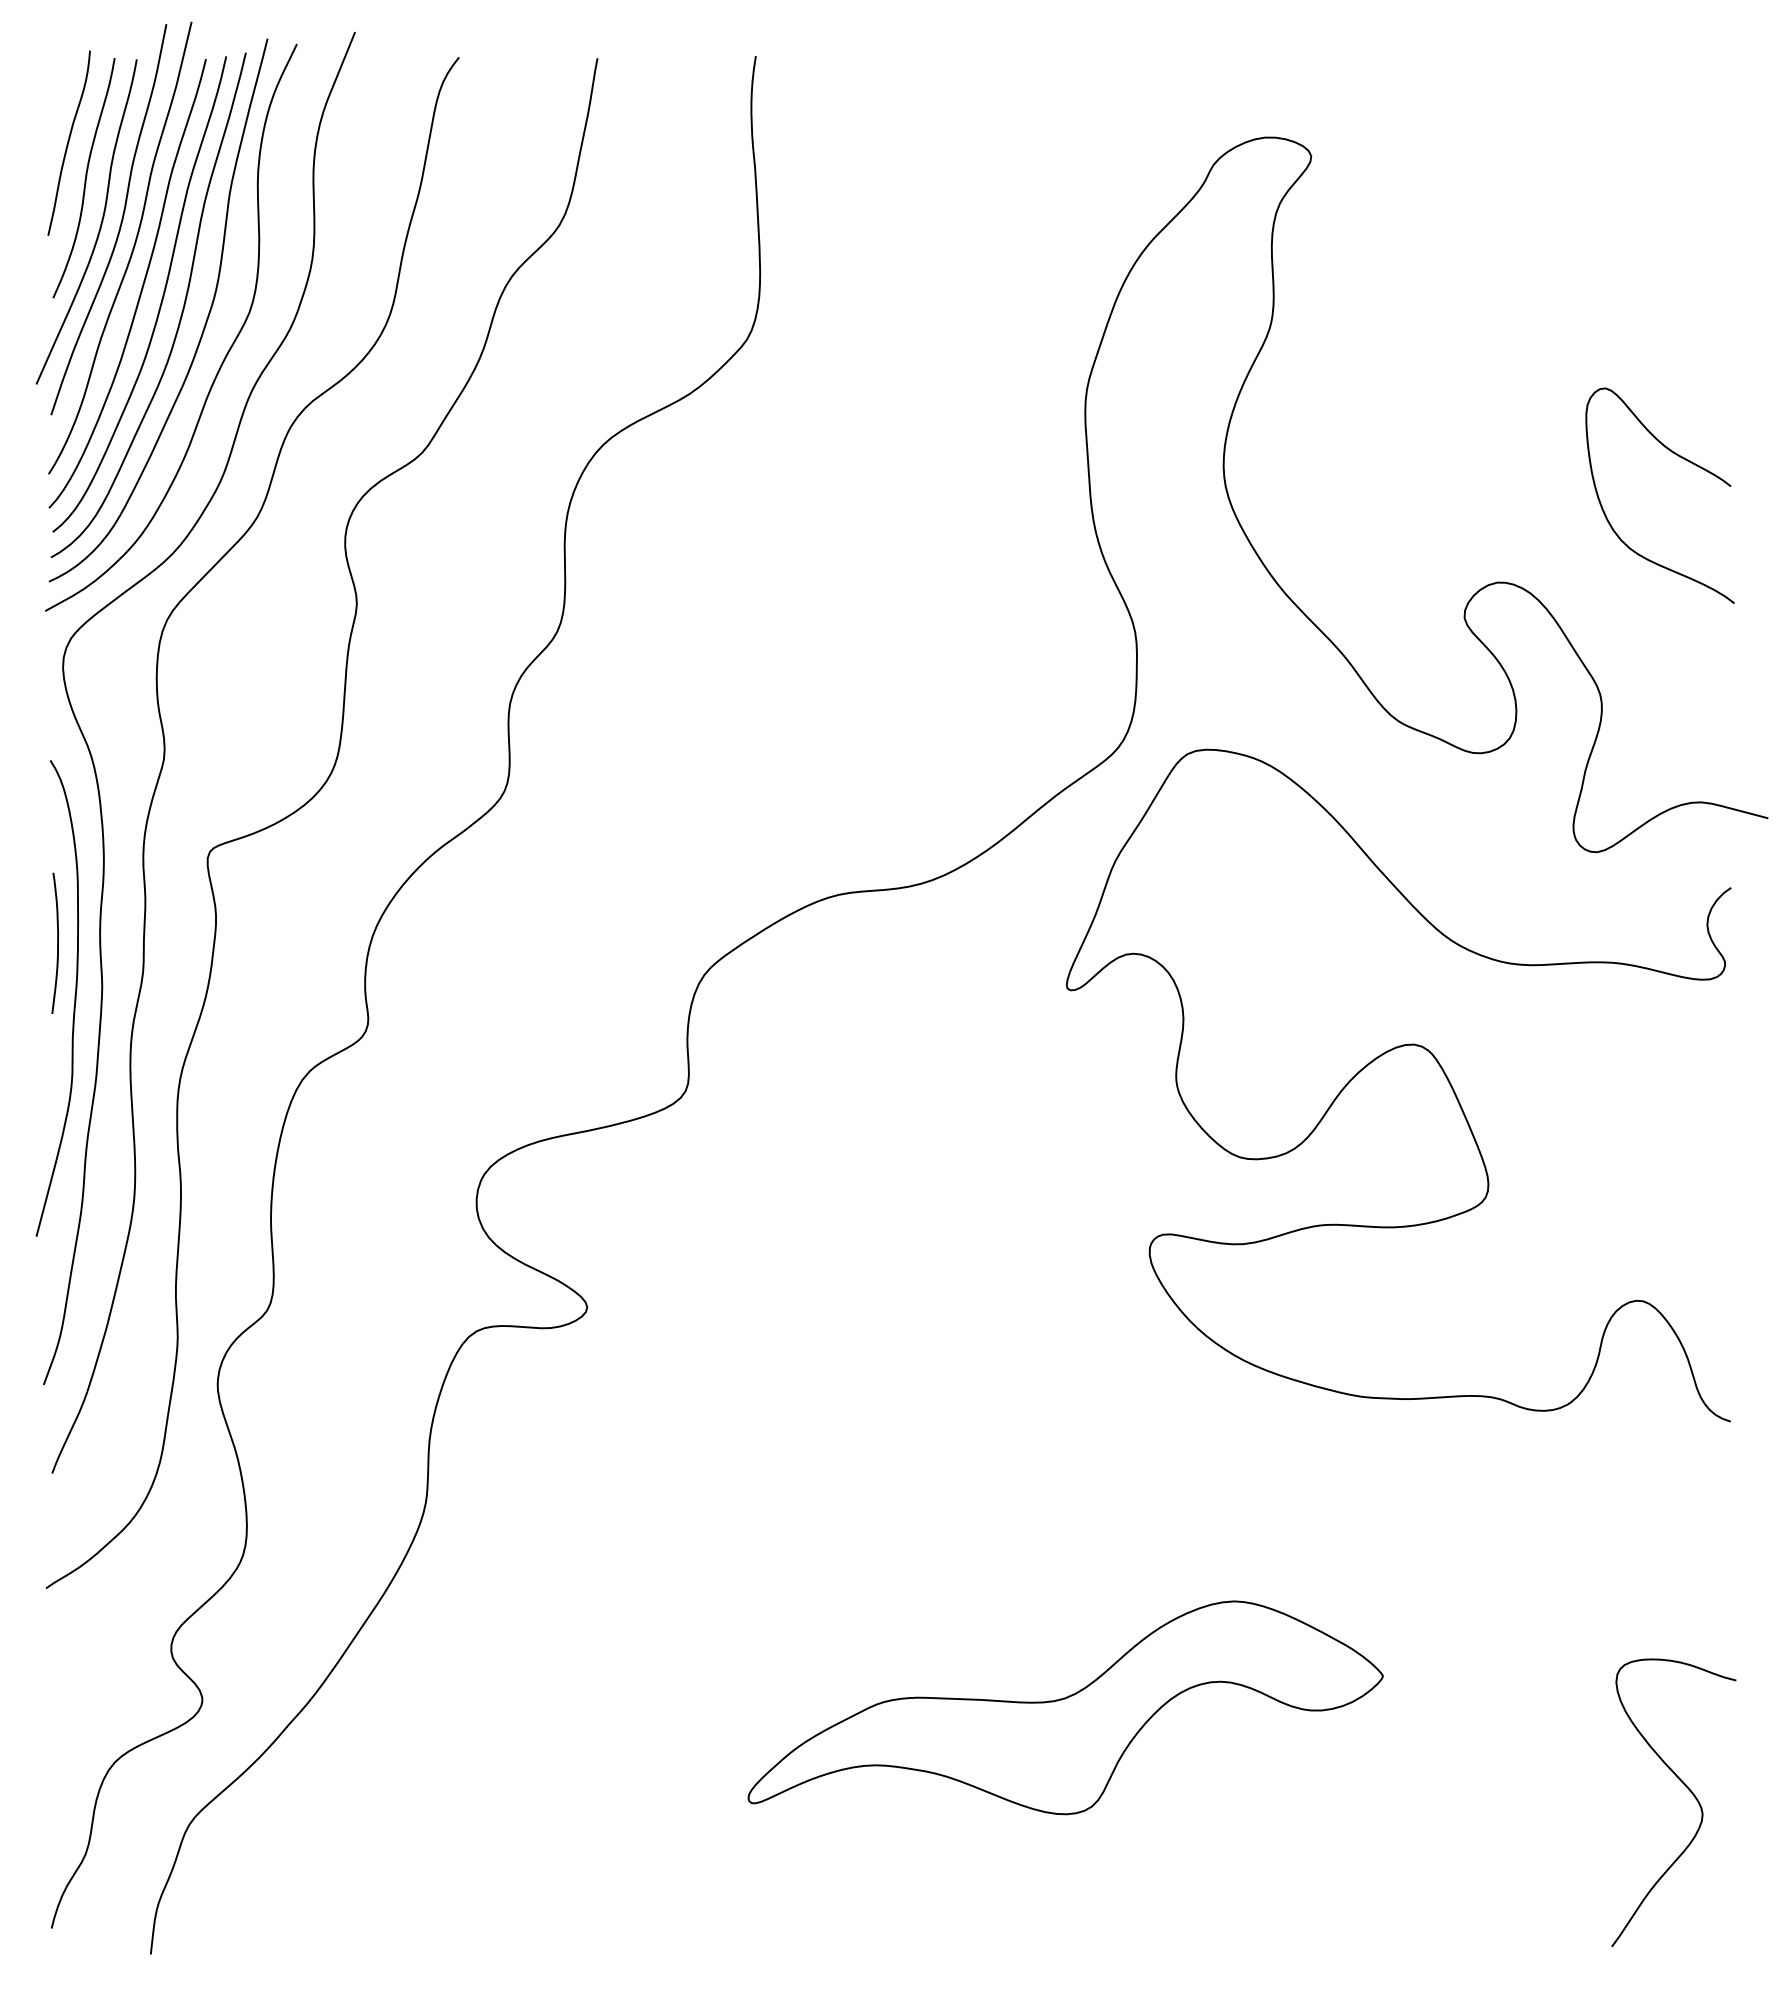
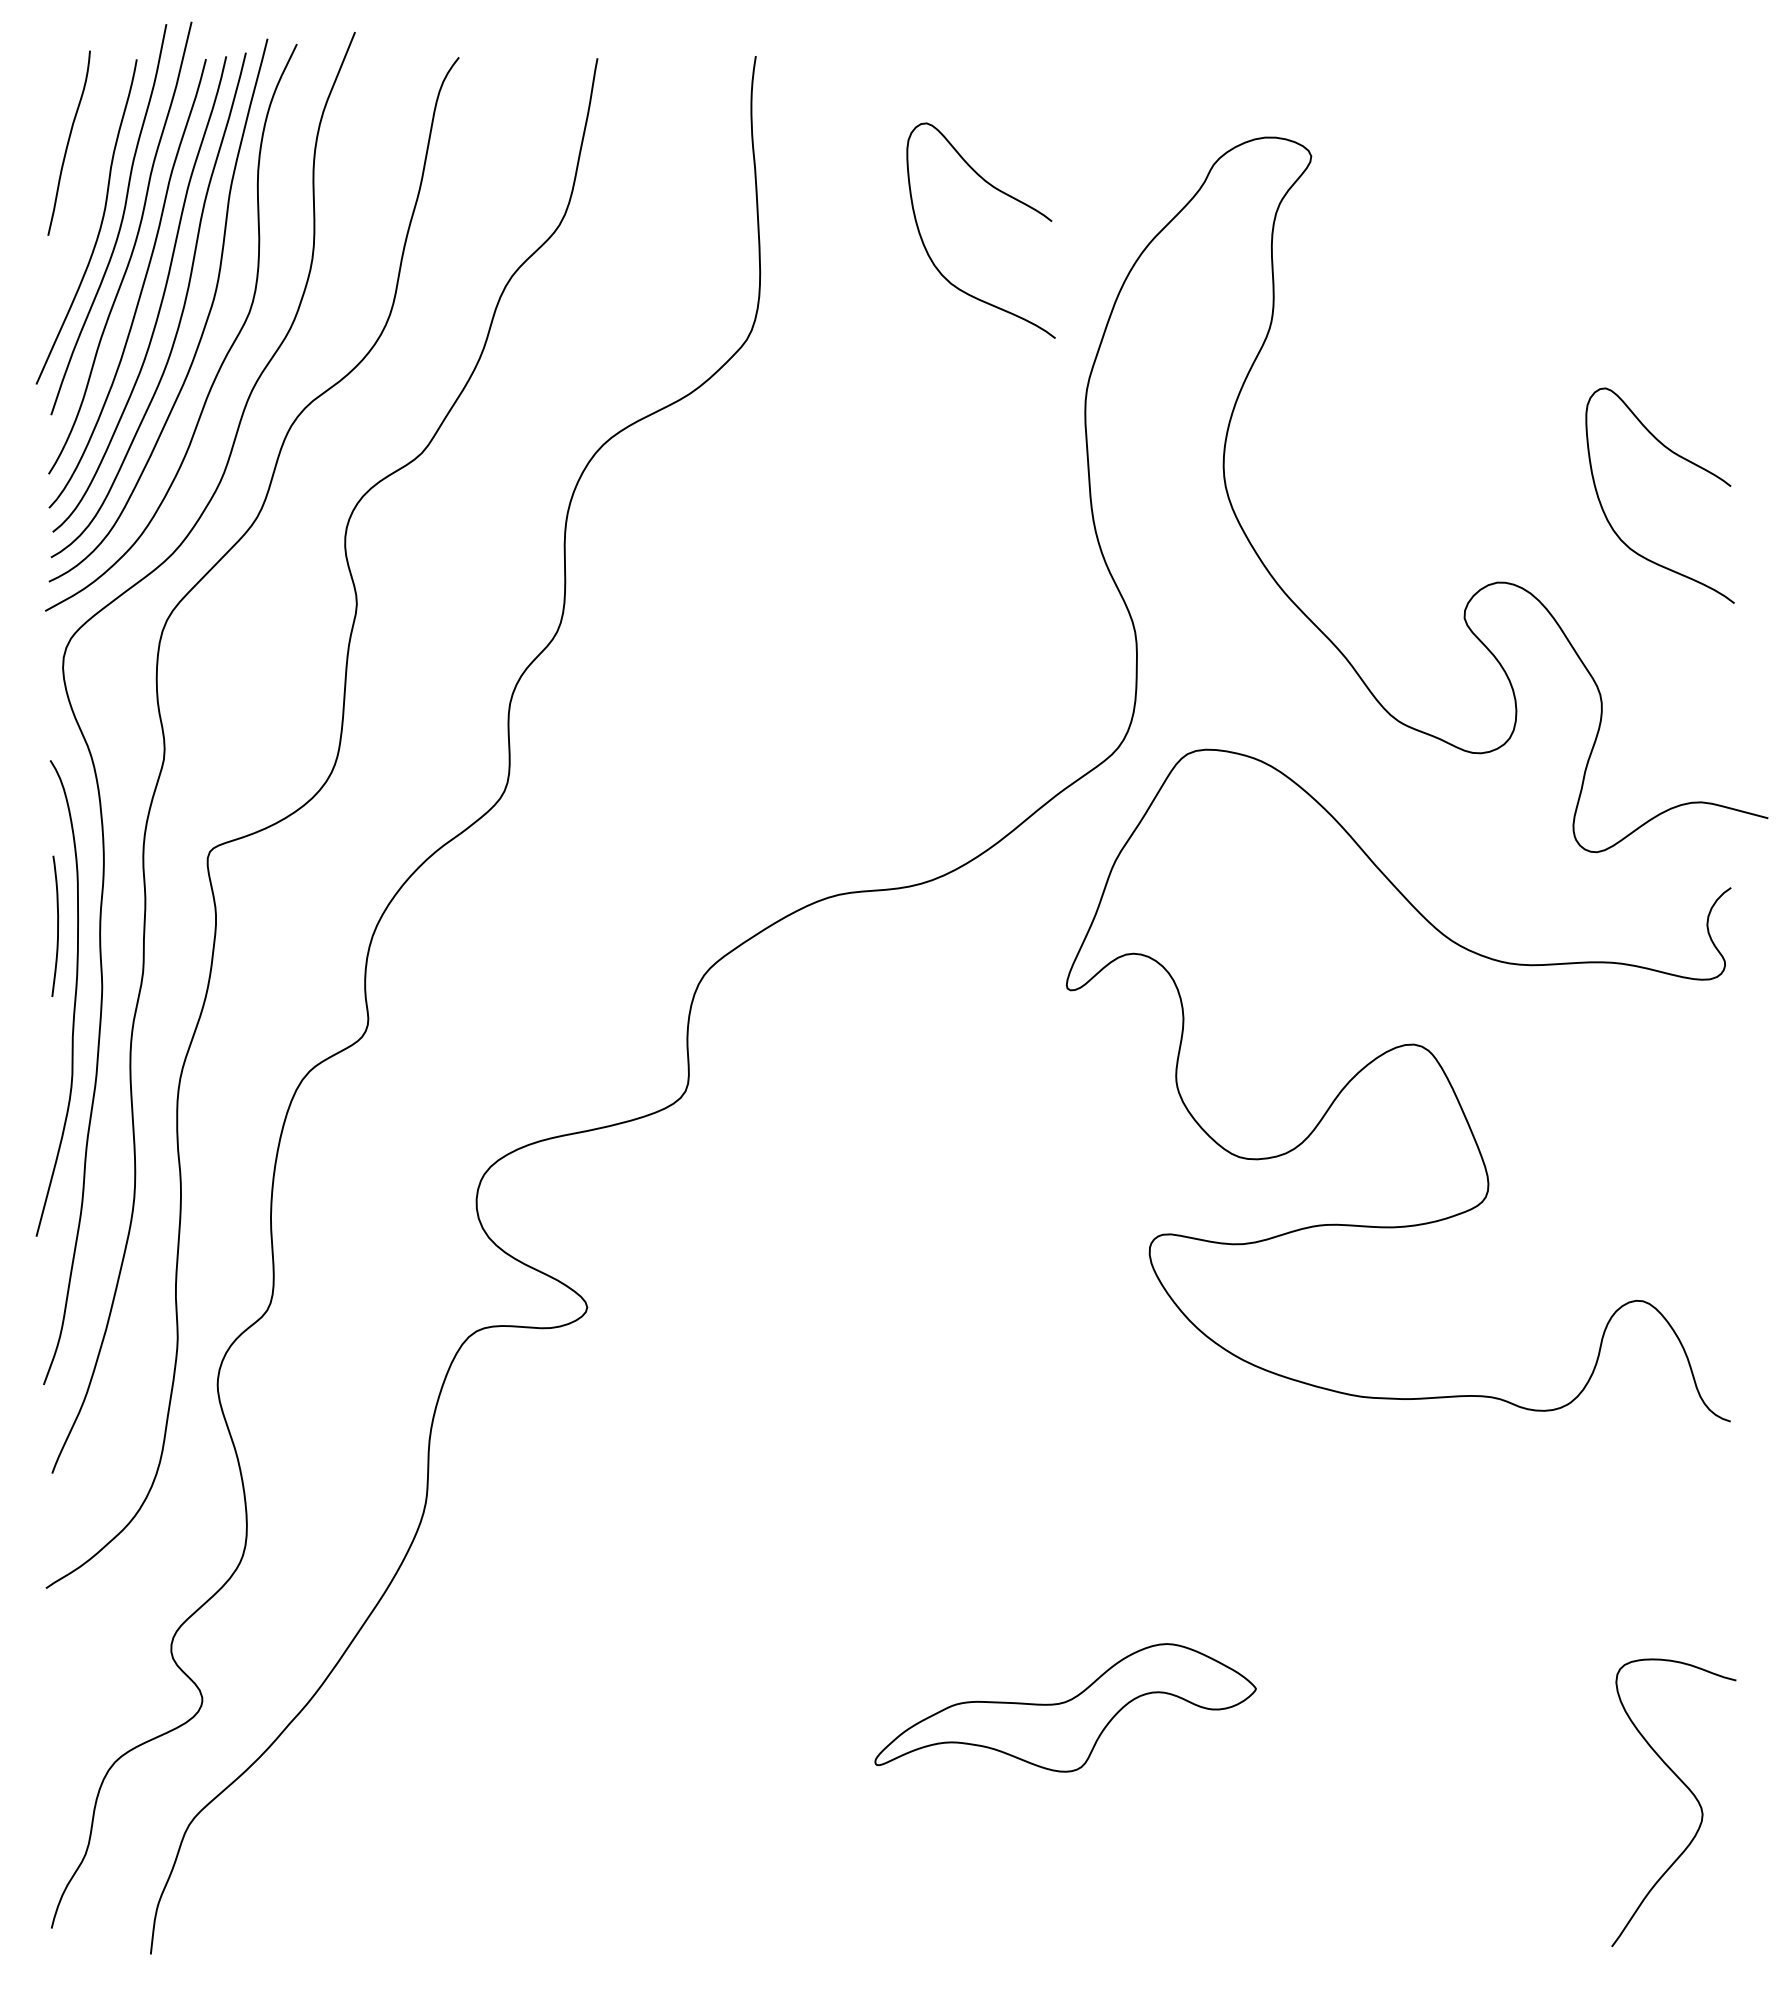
curve: present -> none (84, 179)
curve: none -> present (1000, 192)
curve position: (57, 942) -> (57, 925) (57, 925)
part size: 637x216 px -> 383x130 px (1065, 1707)
